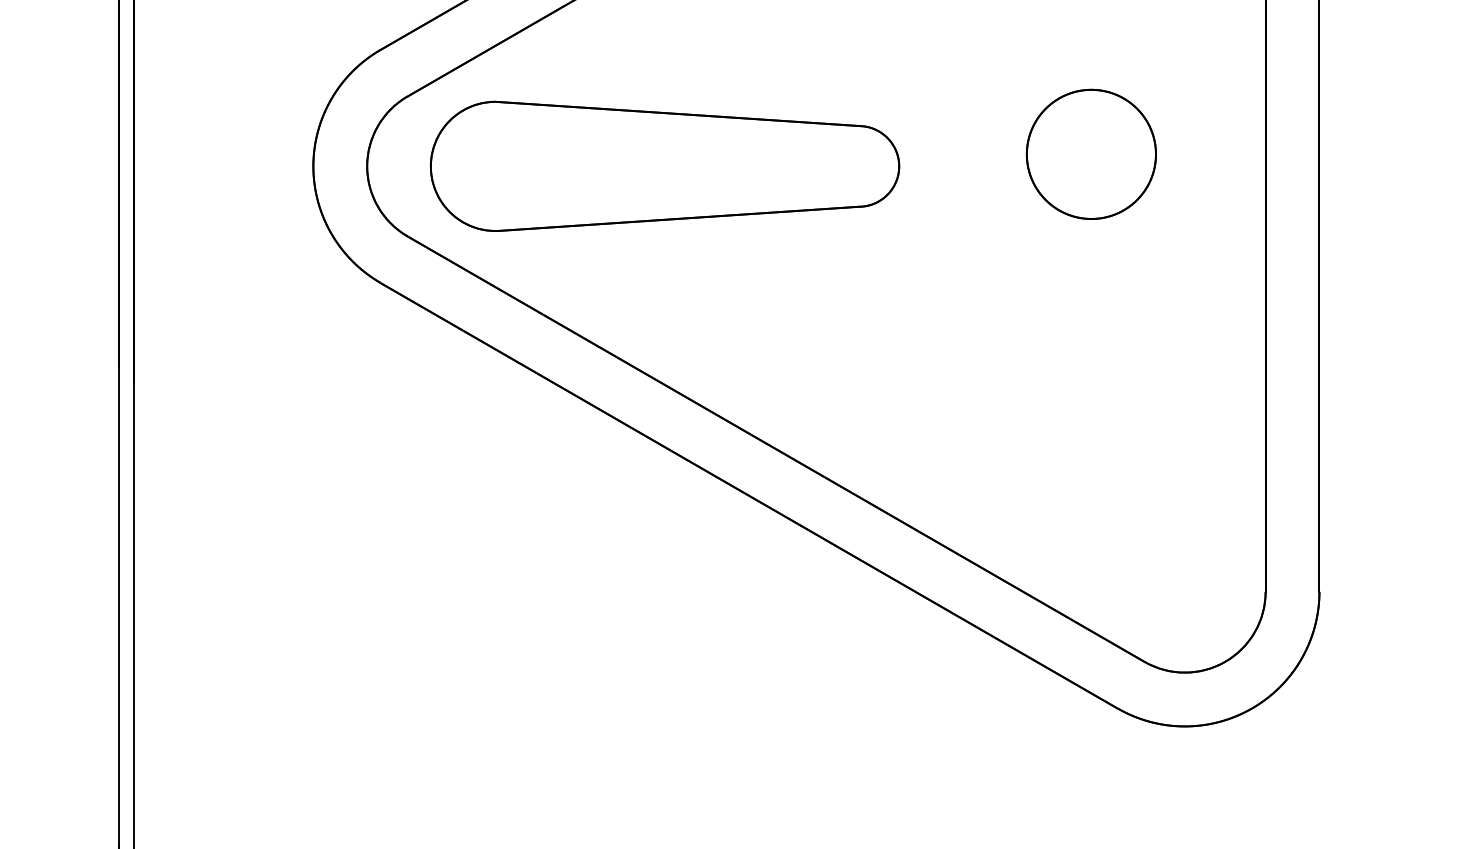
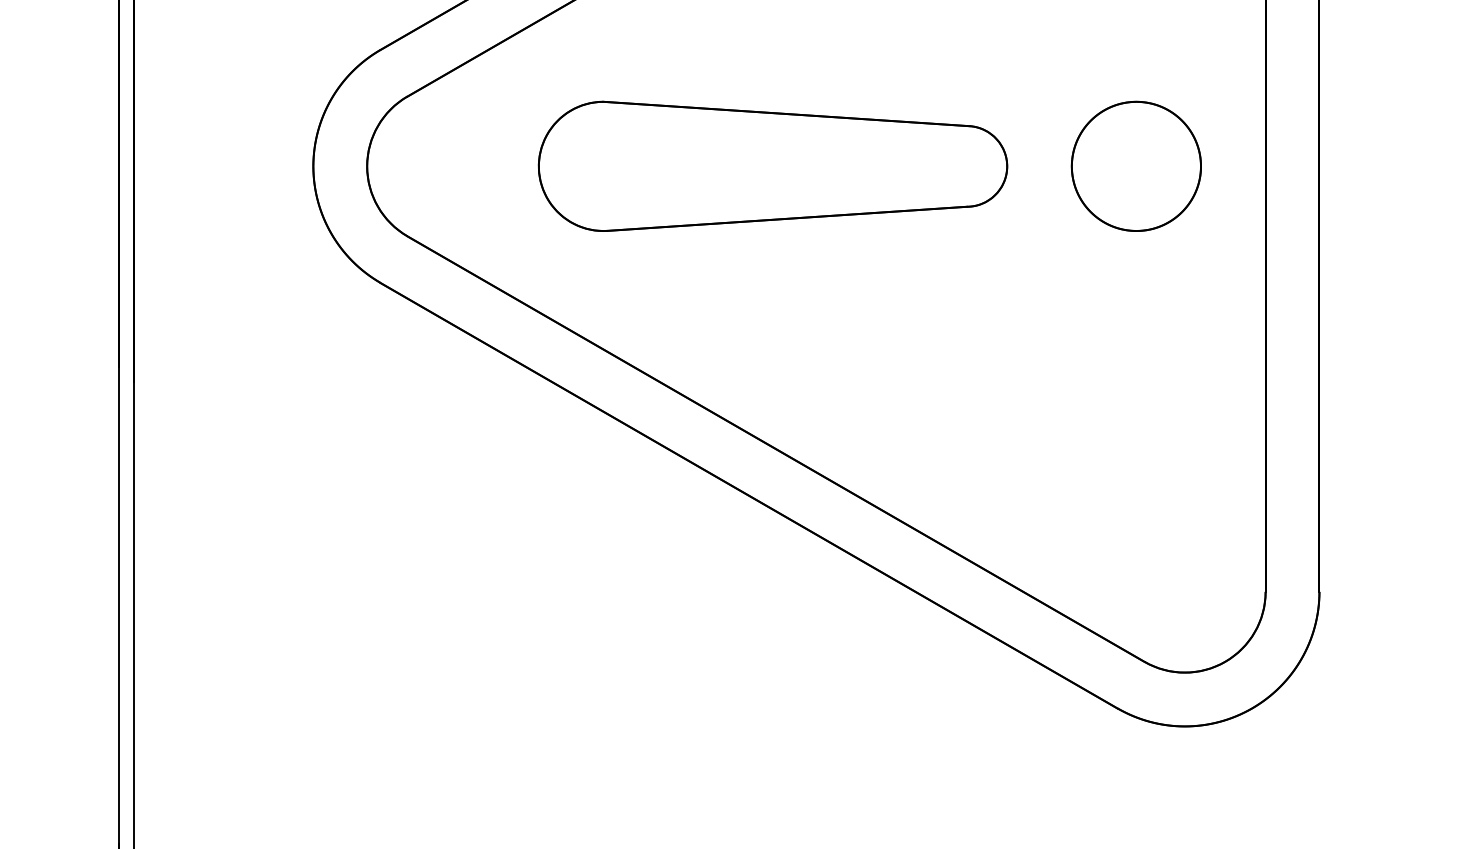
circle position: (1090, 153) -> (1135, 165) (1135, 165)
part position: (664, 165) -> (772, 165) (772, 165)
